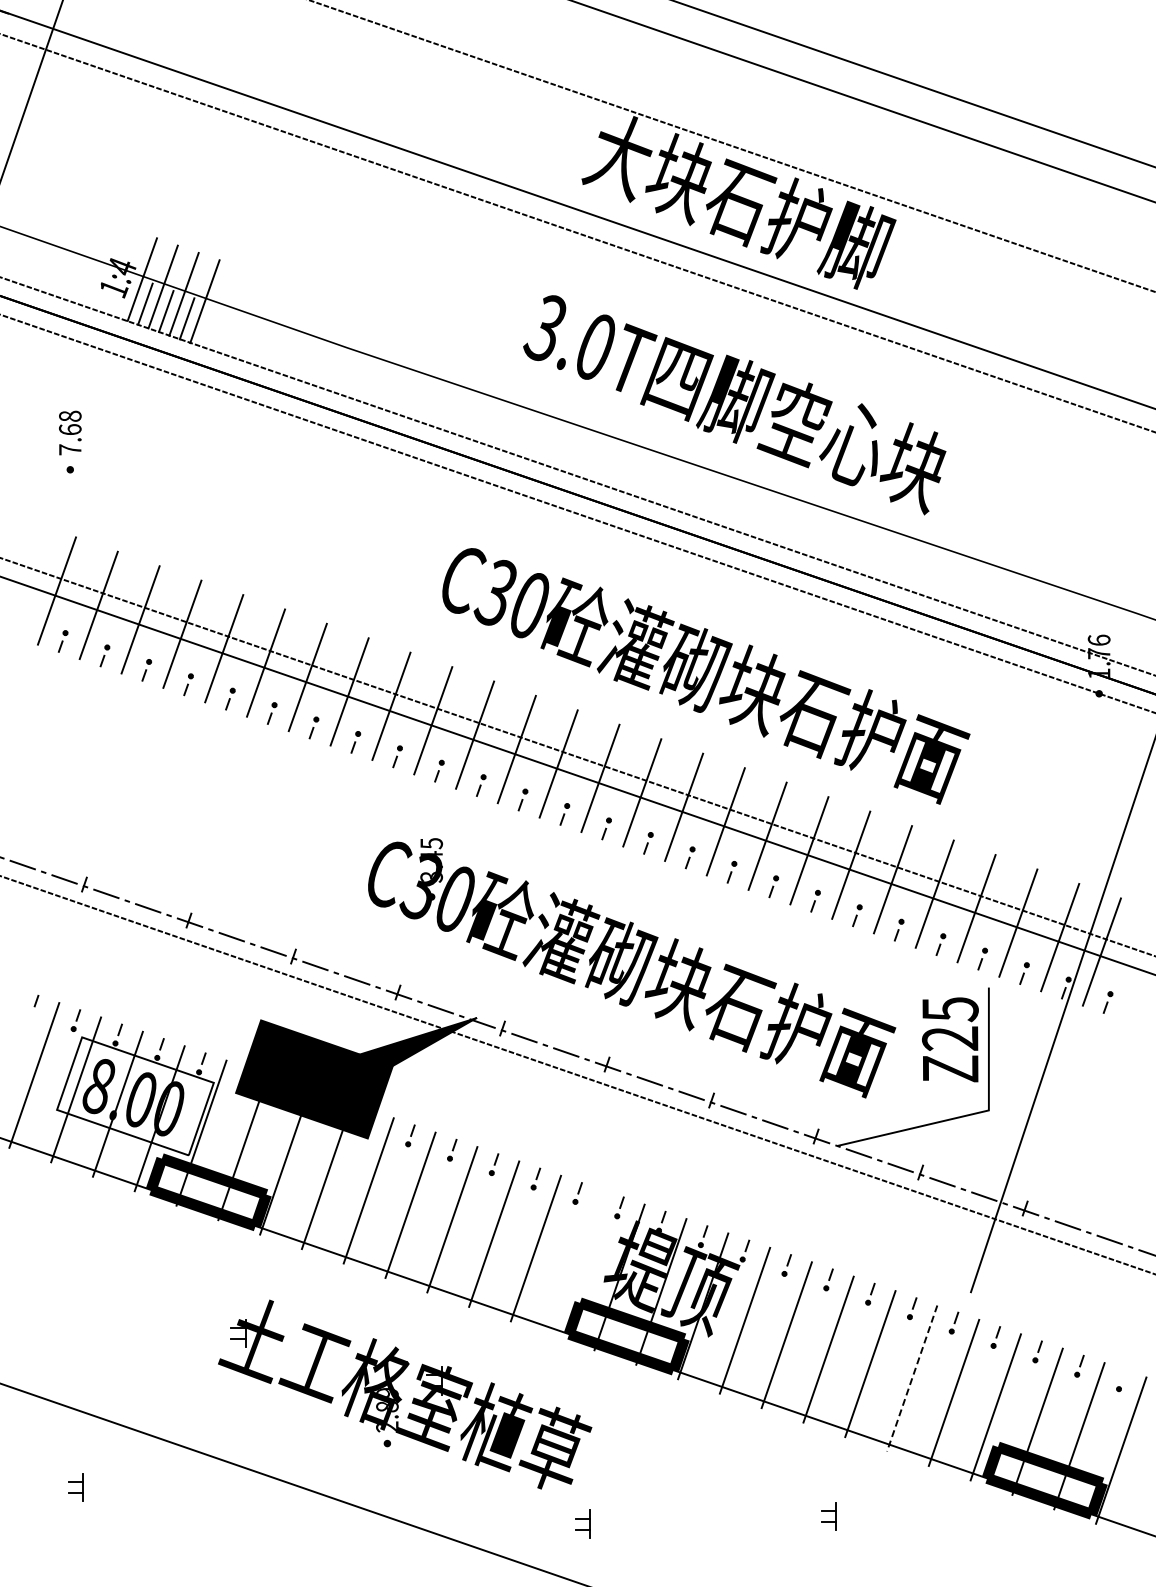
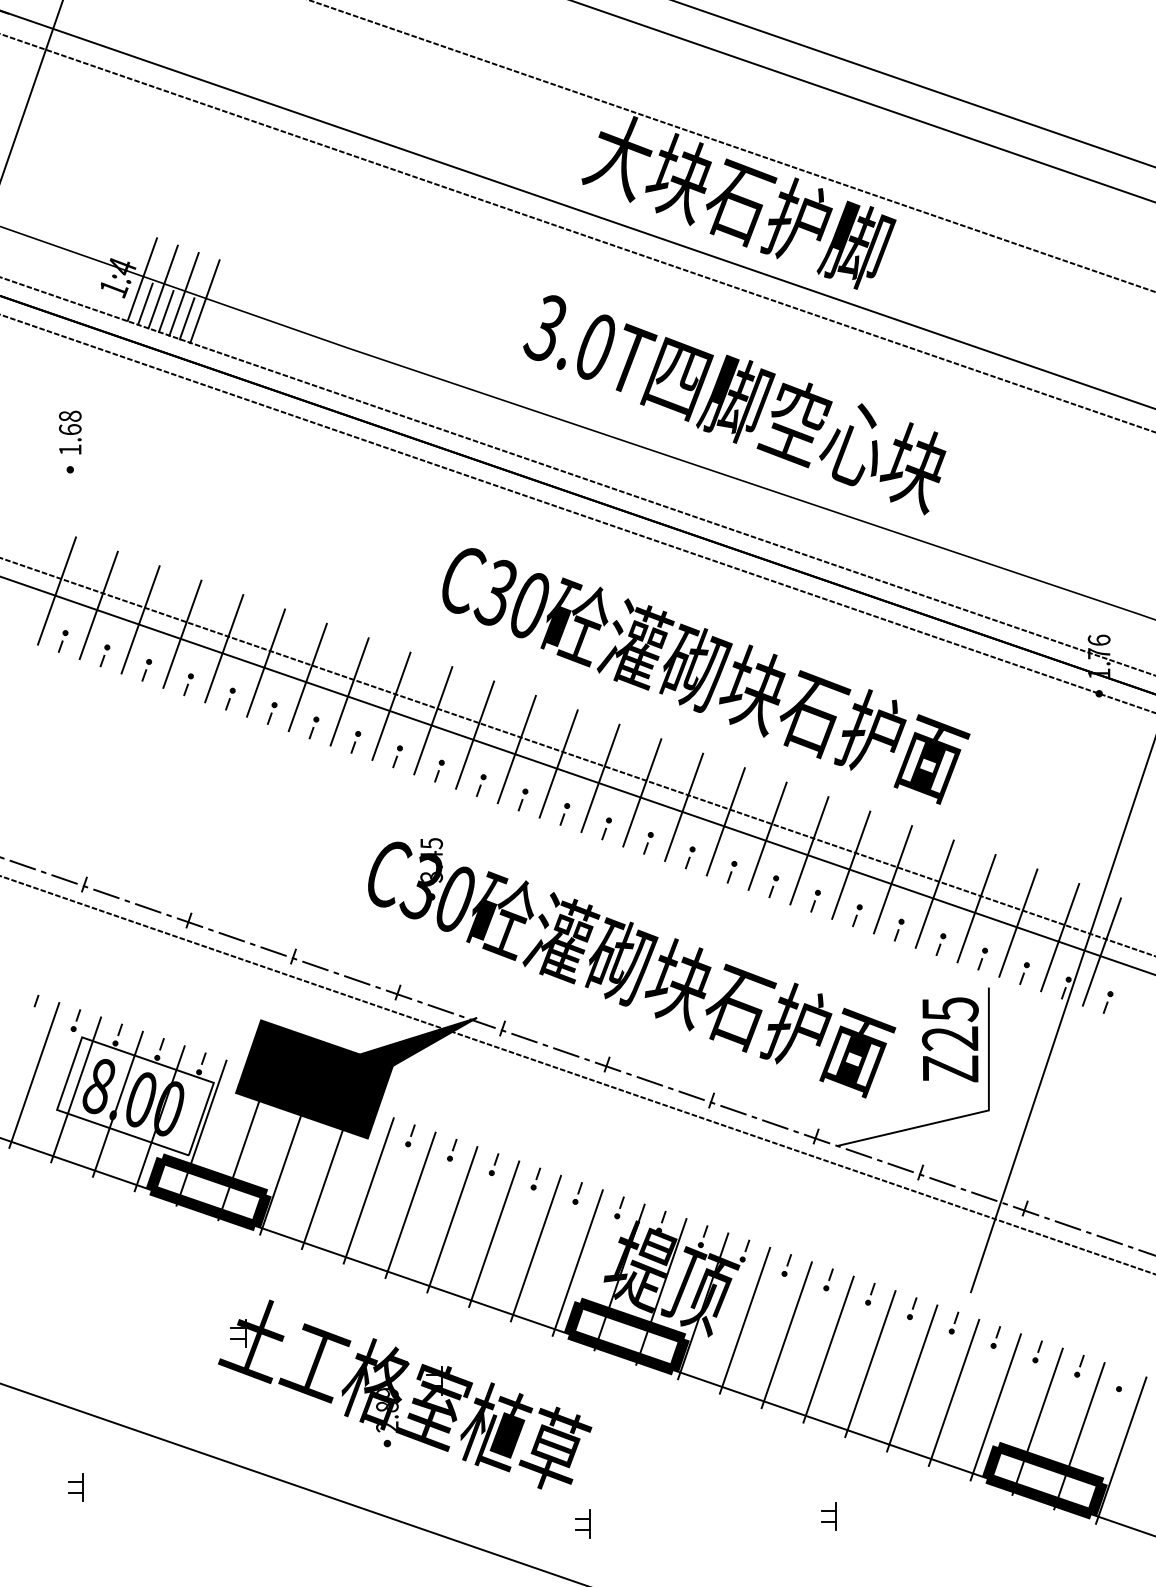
text: 7.68 -> 1.68 (70, 449)
line: none -> present (577, 1262)
line: dashed -> solid (912, 1378)
